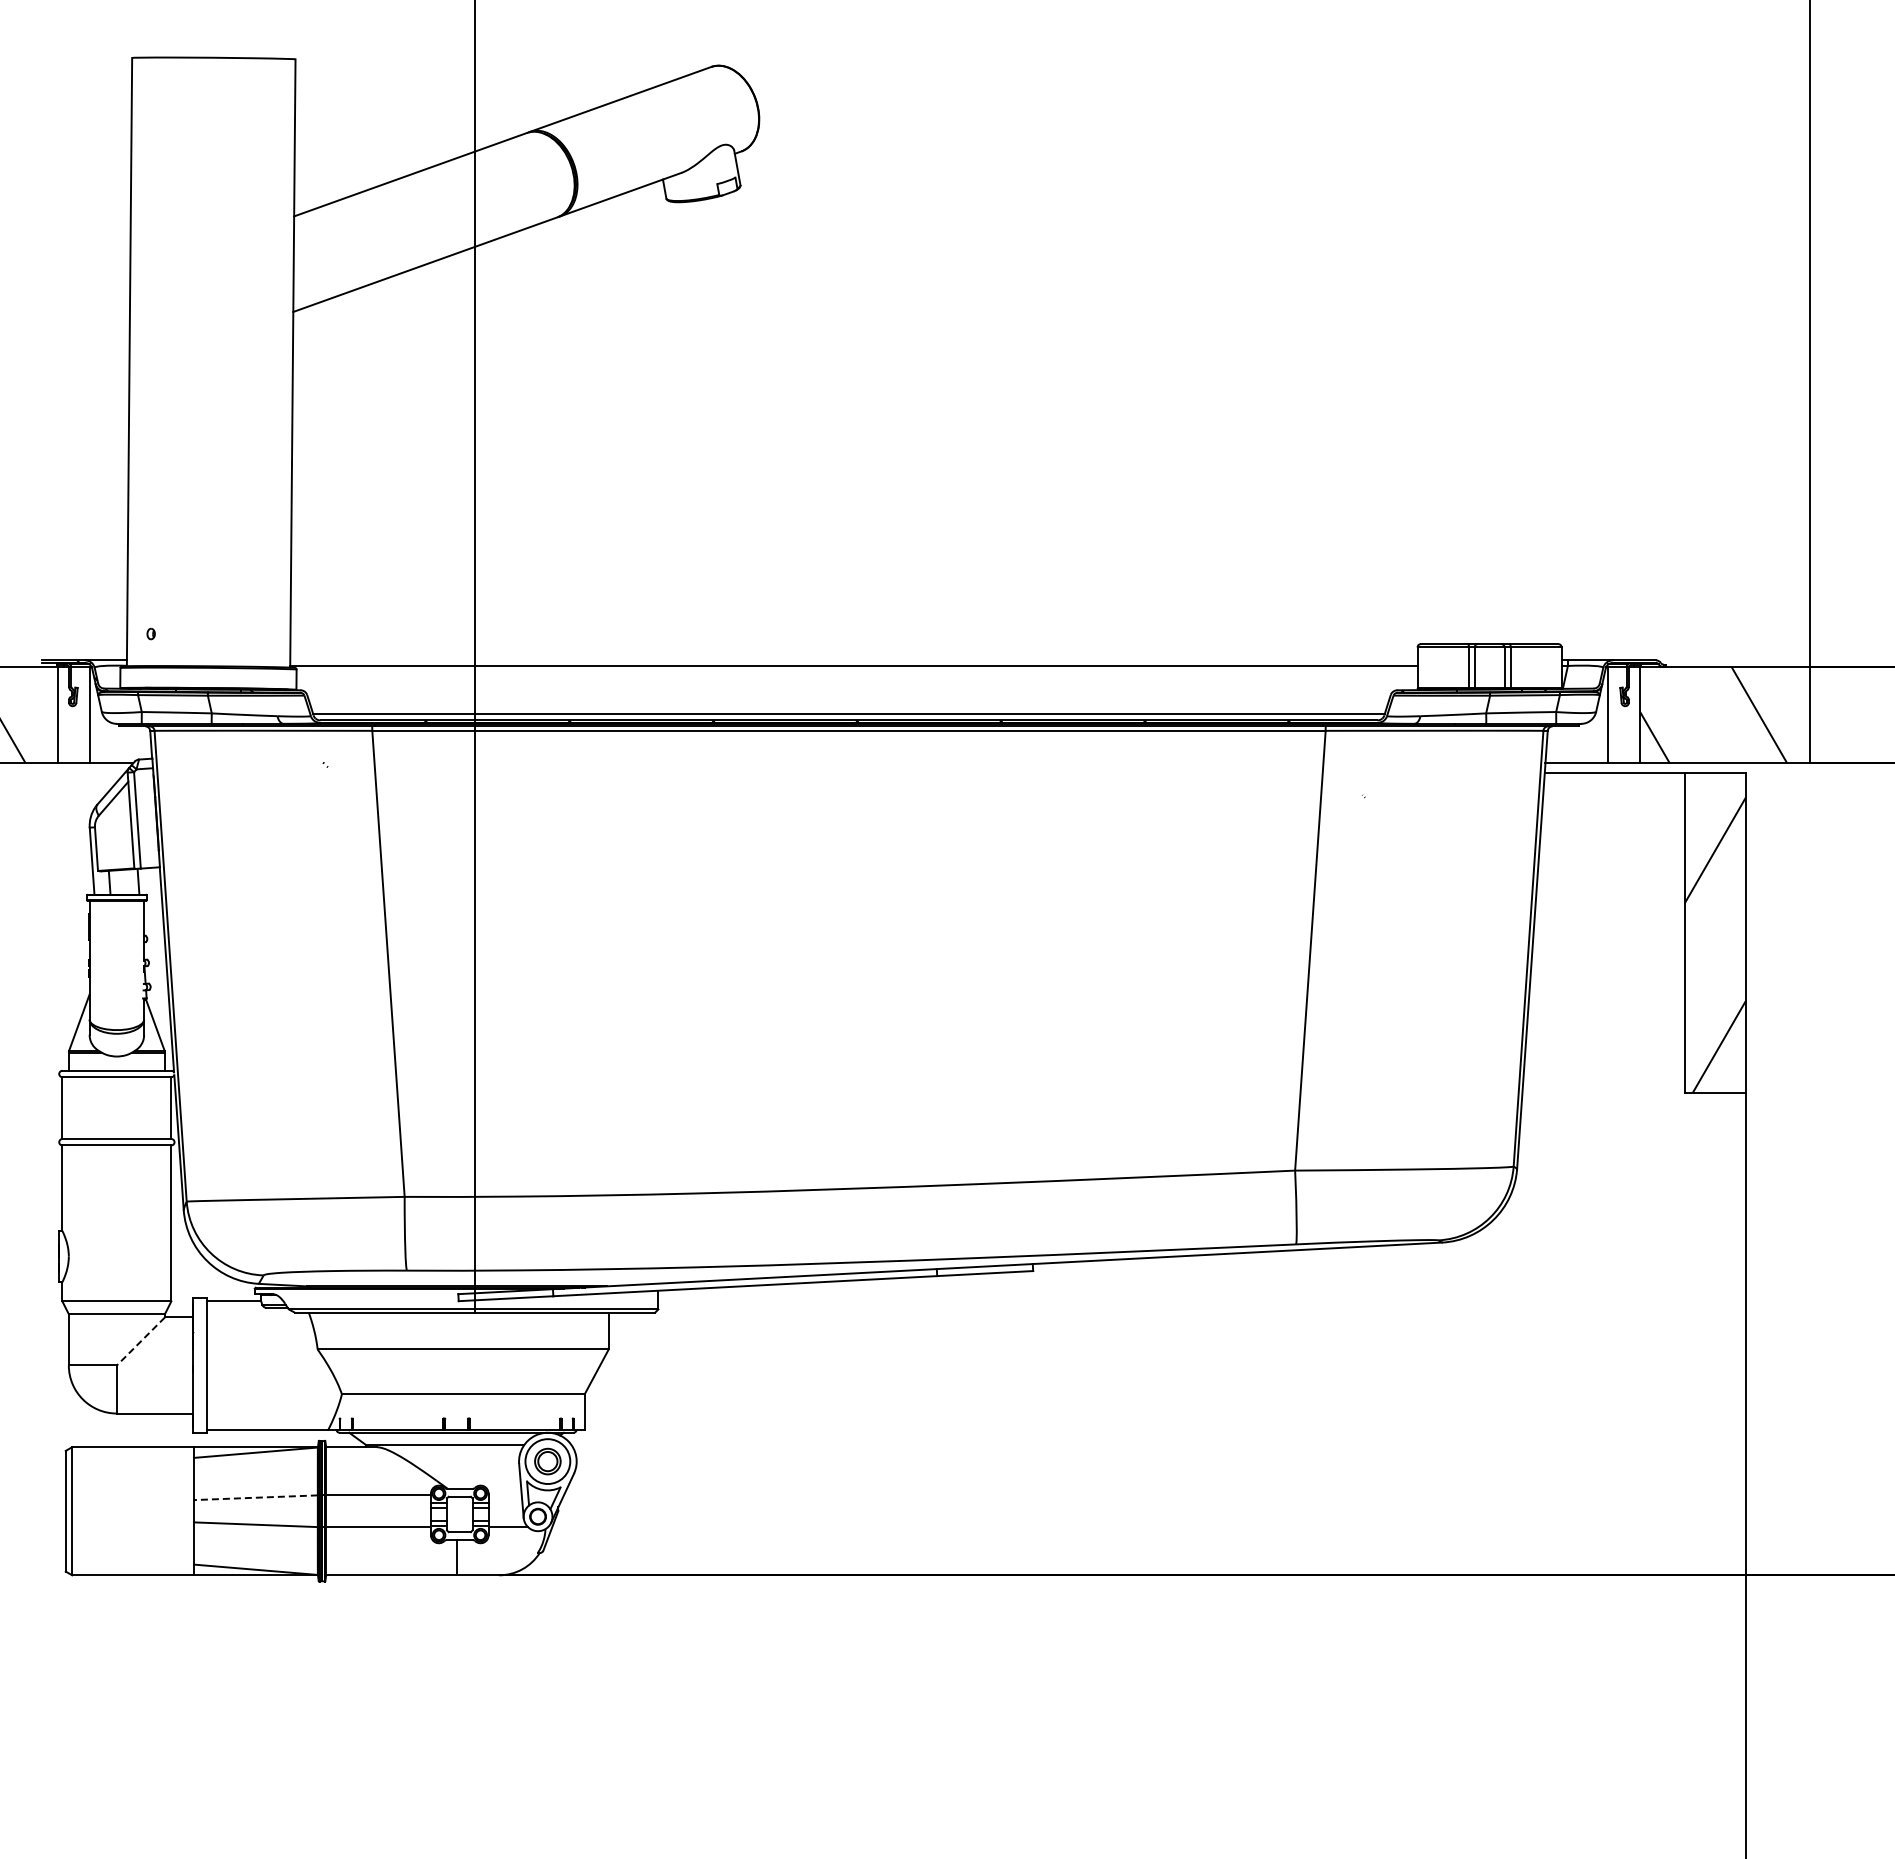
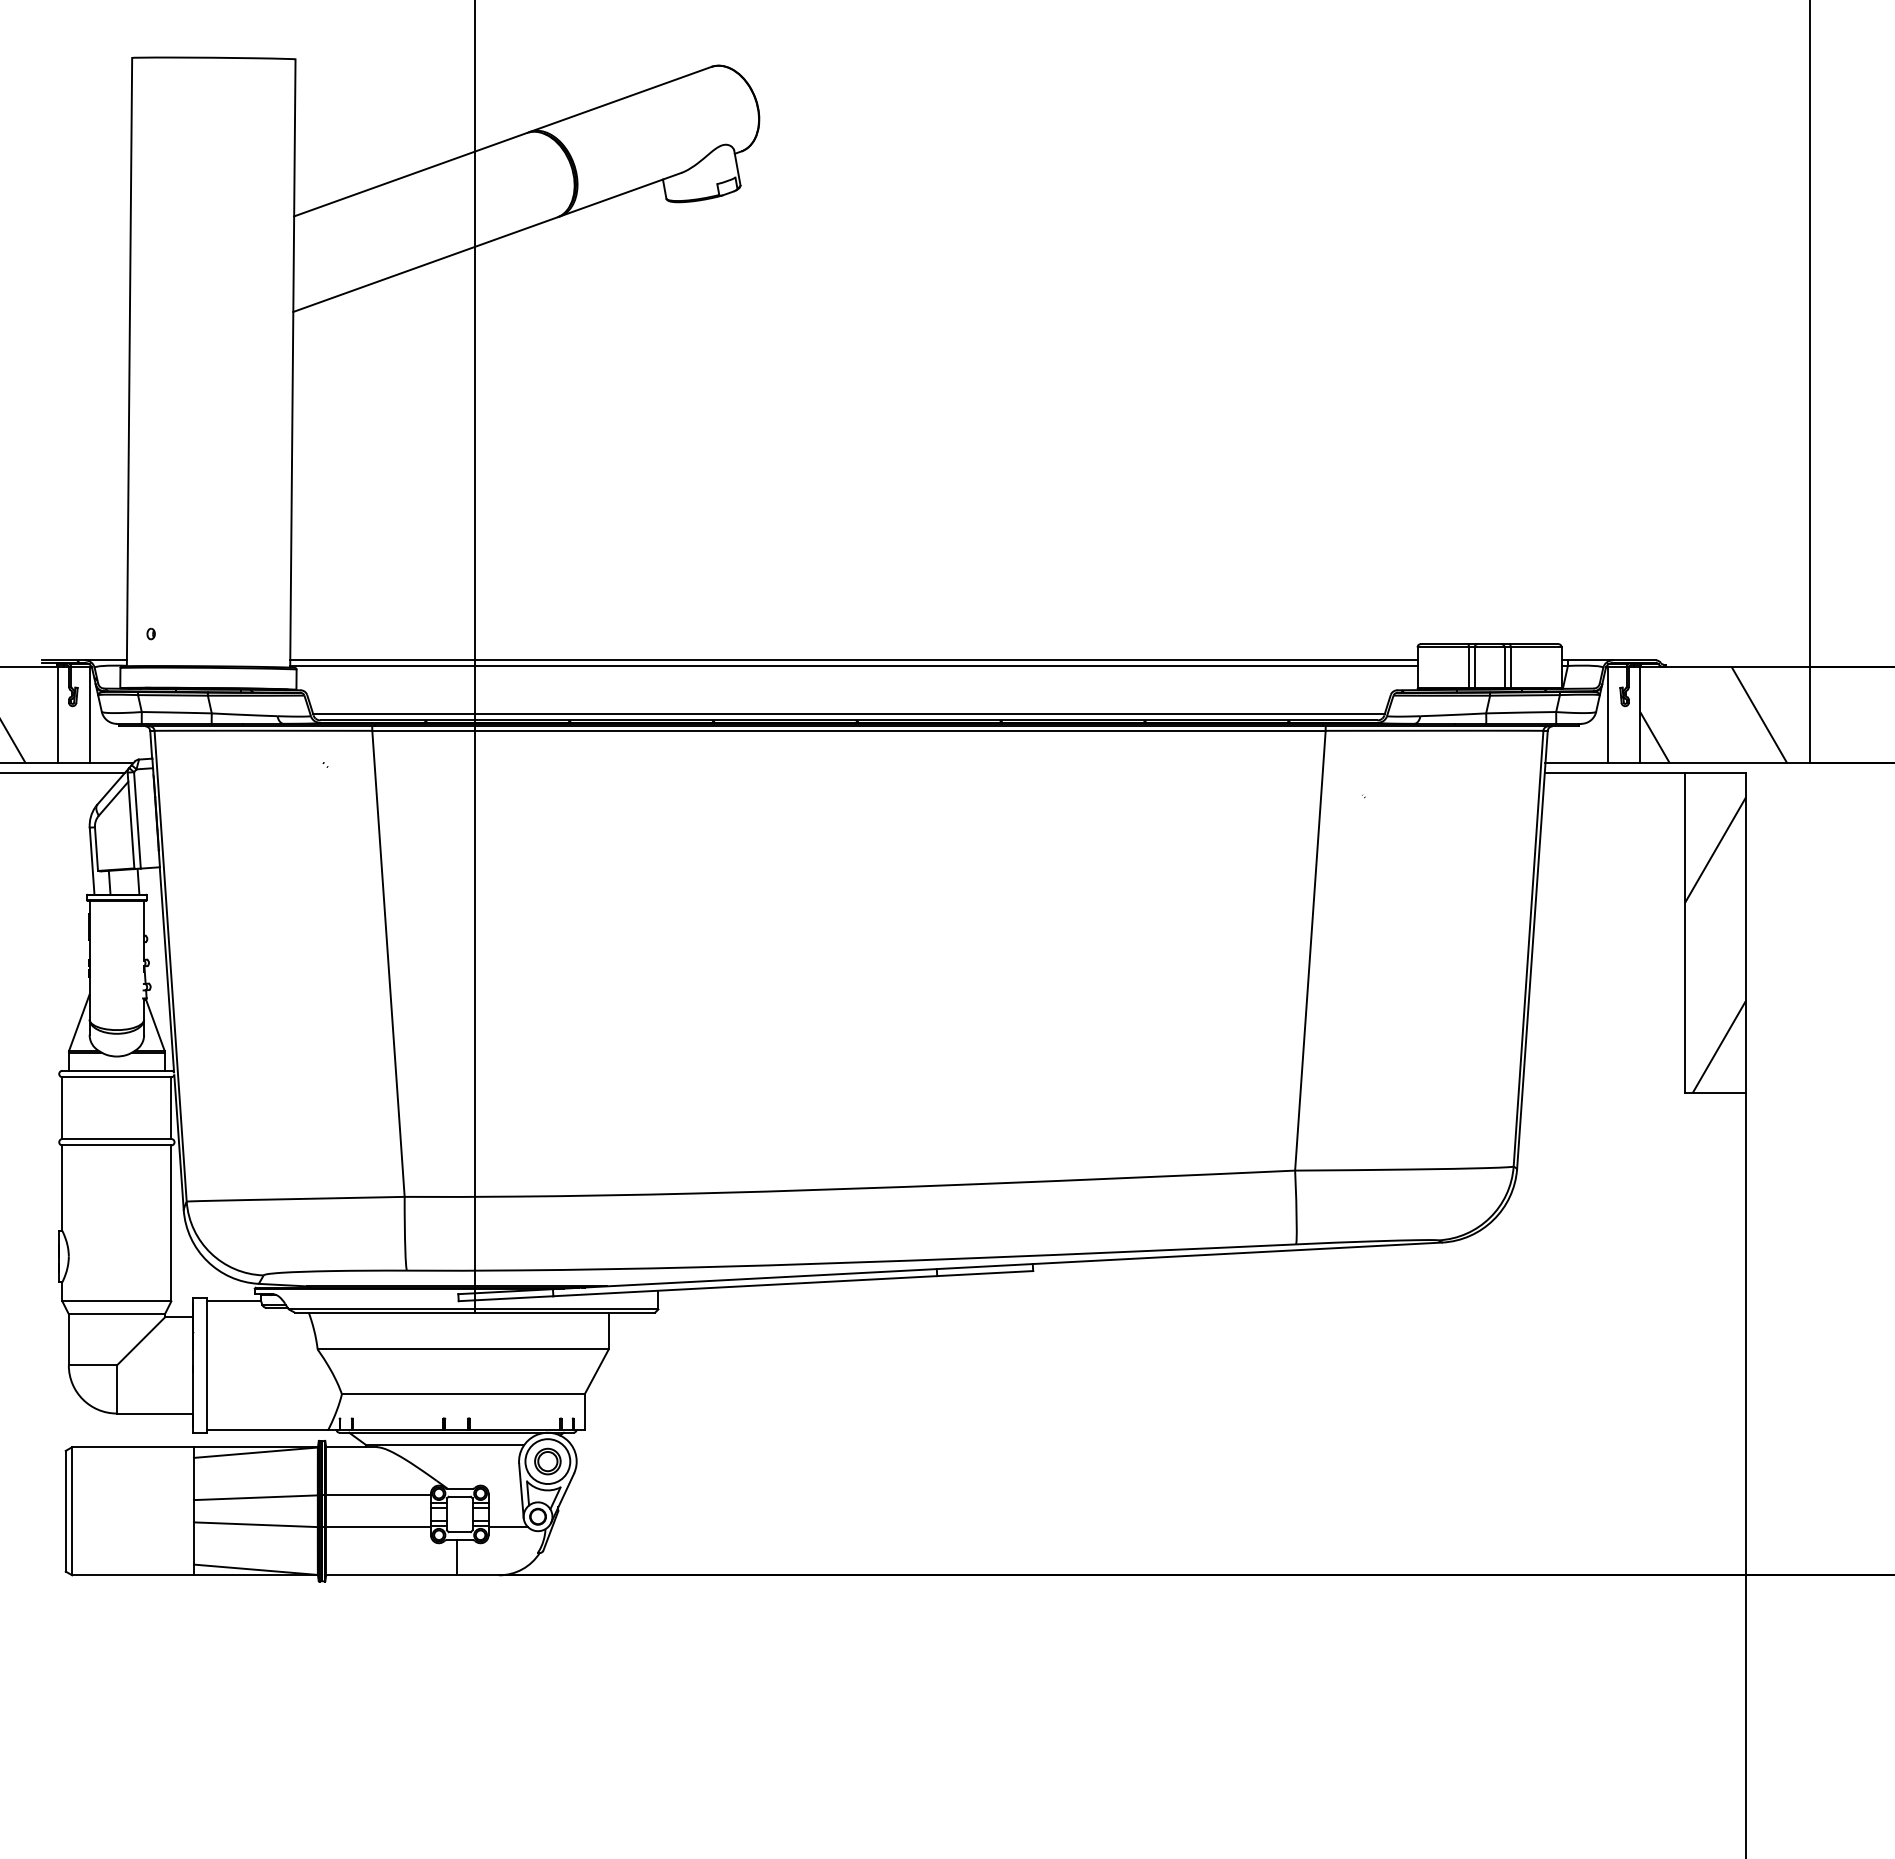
line: none -> present (853, 660)
line: none -> present (63, 772)
line: dashed -> solid (140, 1341)
line: dashed -> solid (255, 1497)
